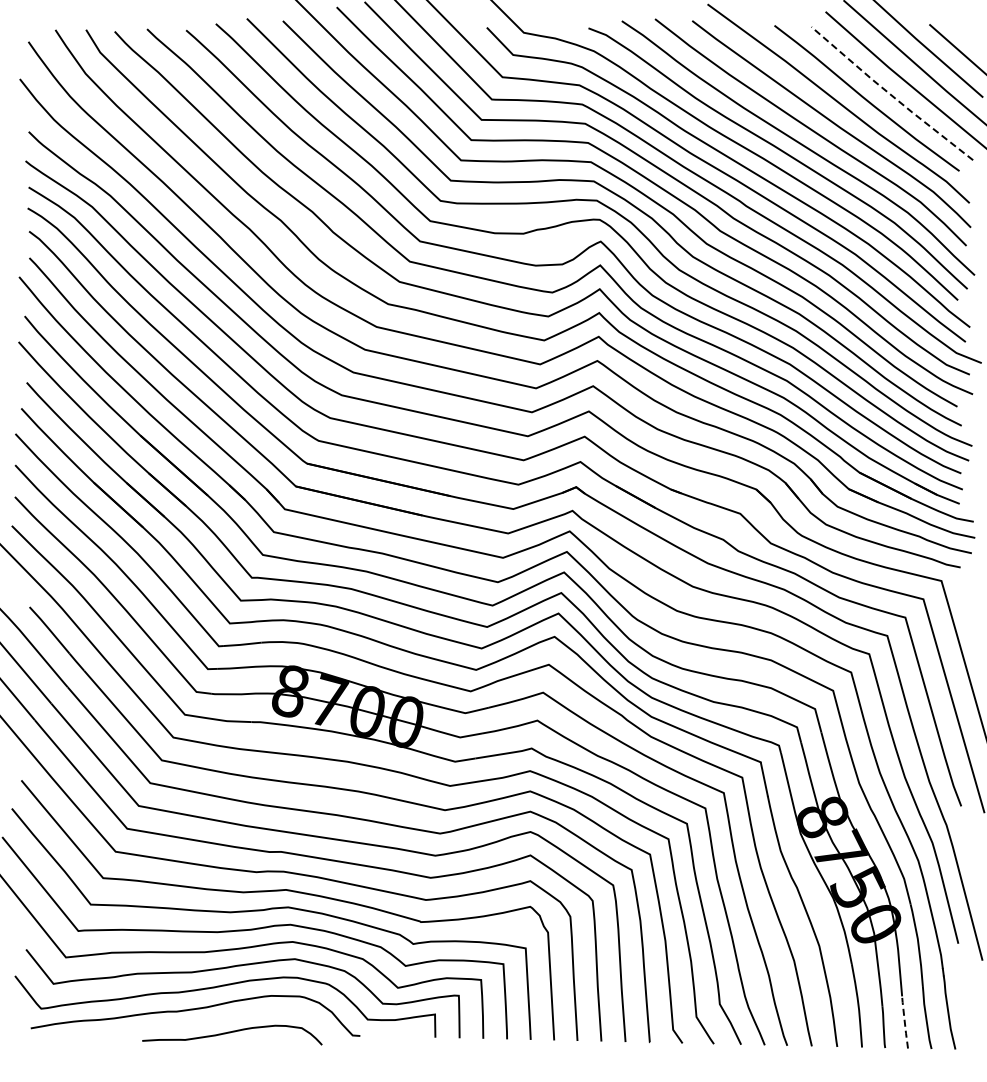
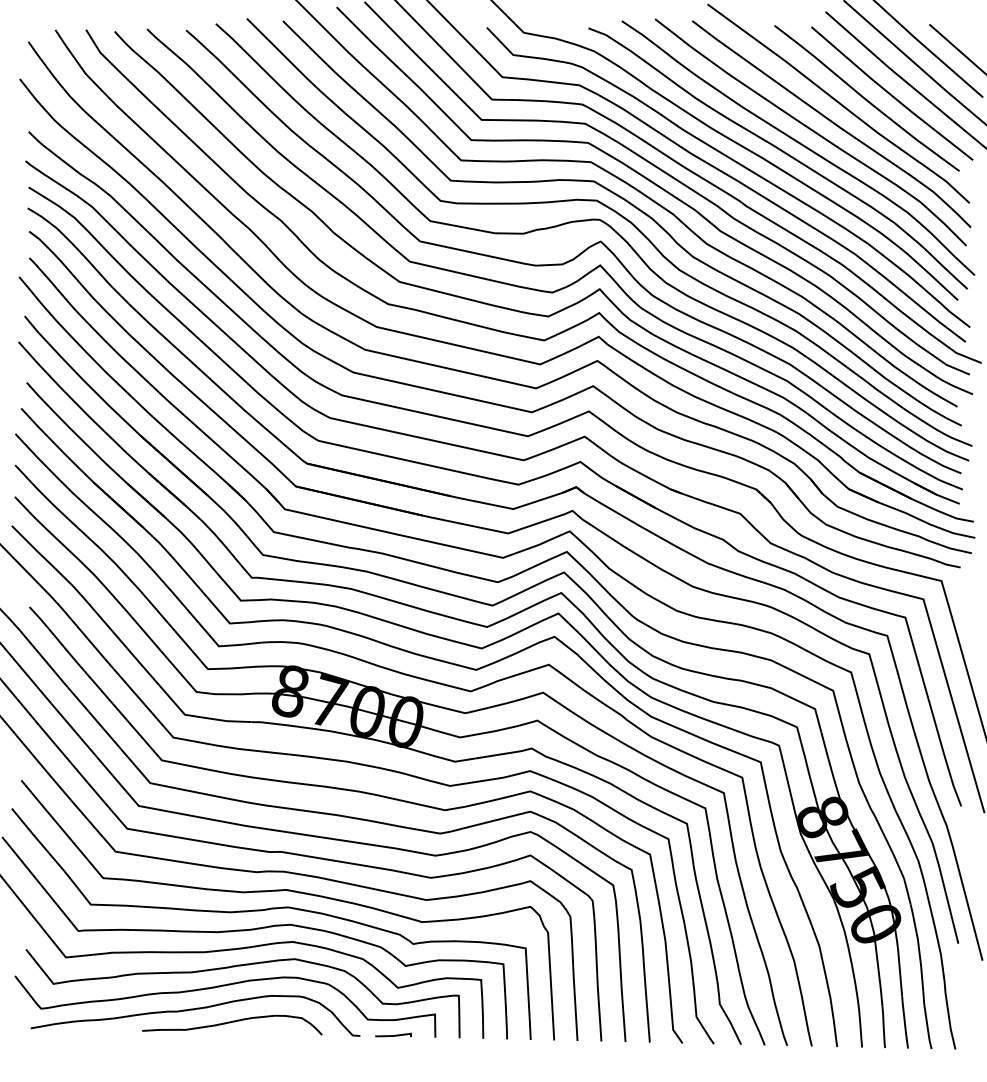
line: dashed -> solid (891, 94)
line: dashed -> solid (904, 1022)
curve position: (232, 1032) -> (232, 1022) (232, 1022)
line: none -> present (393, 1035)
